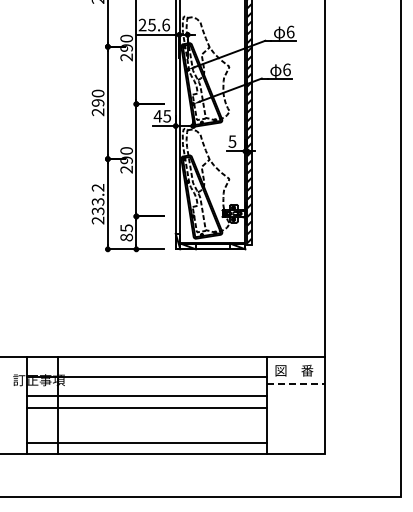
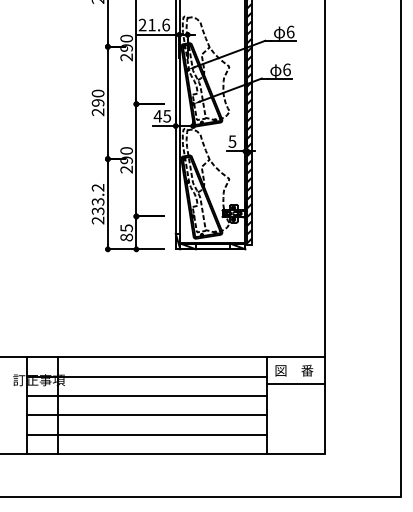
text: 25.6 -> 21.6 (151, 25)
line: dashed -> solid (296, 384)
line position: (147, 408) -> (147, 415) (147, 415)
line position: (147, 442) -> (147, 434) (147, 434)
